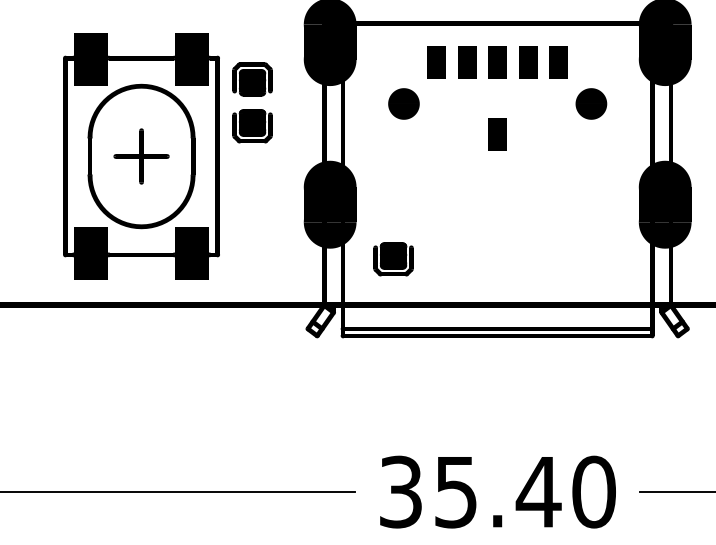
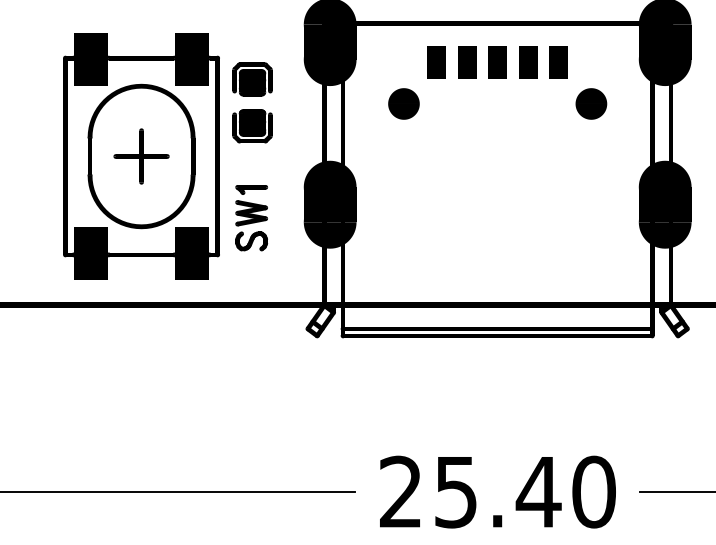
part: present -> none (497, 134)
part: none -> present (251, 218)
part: present -> none (393, 259)
text: 35.40 -> 25.40 (400, 491)
